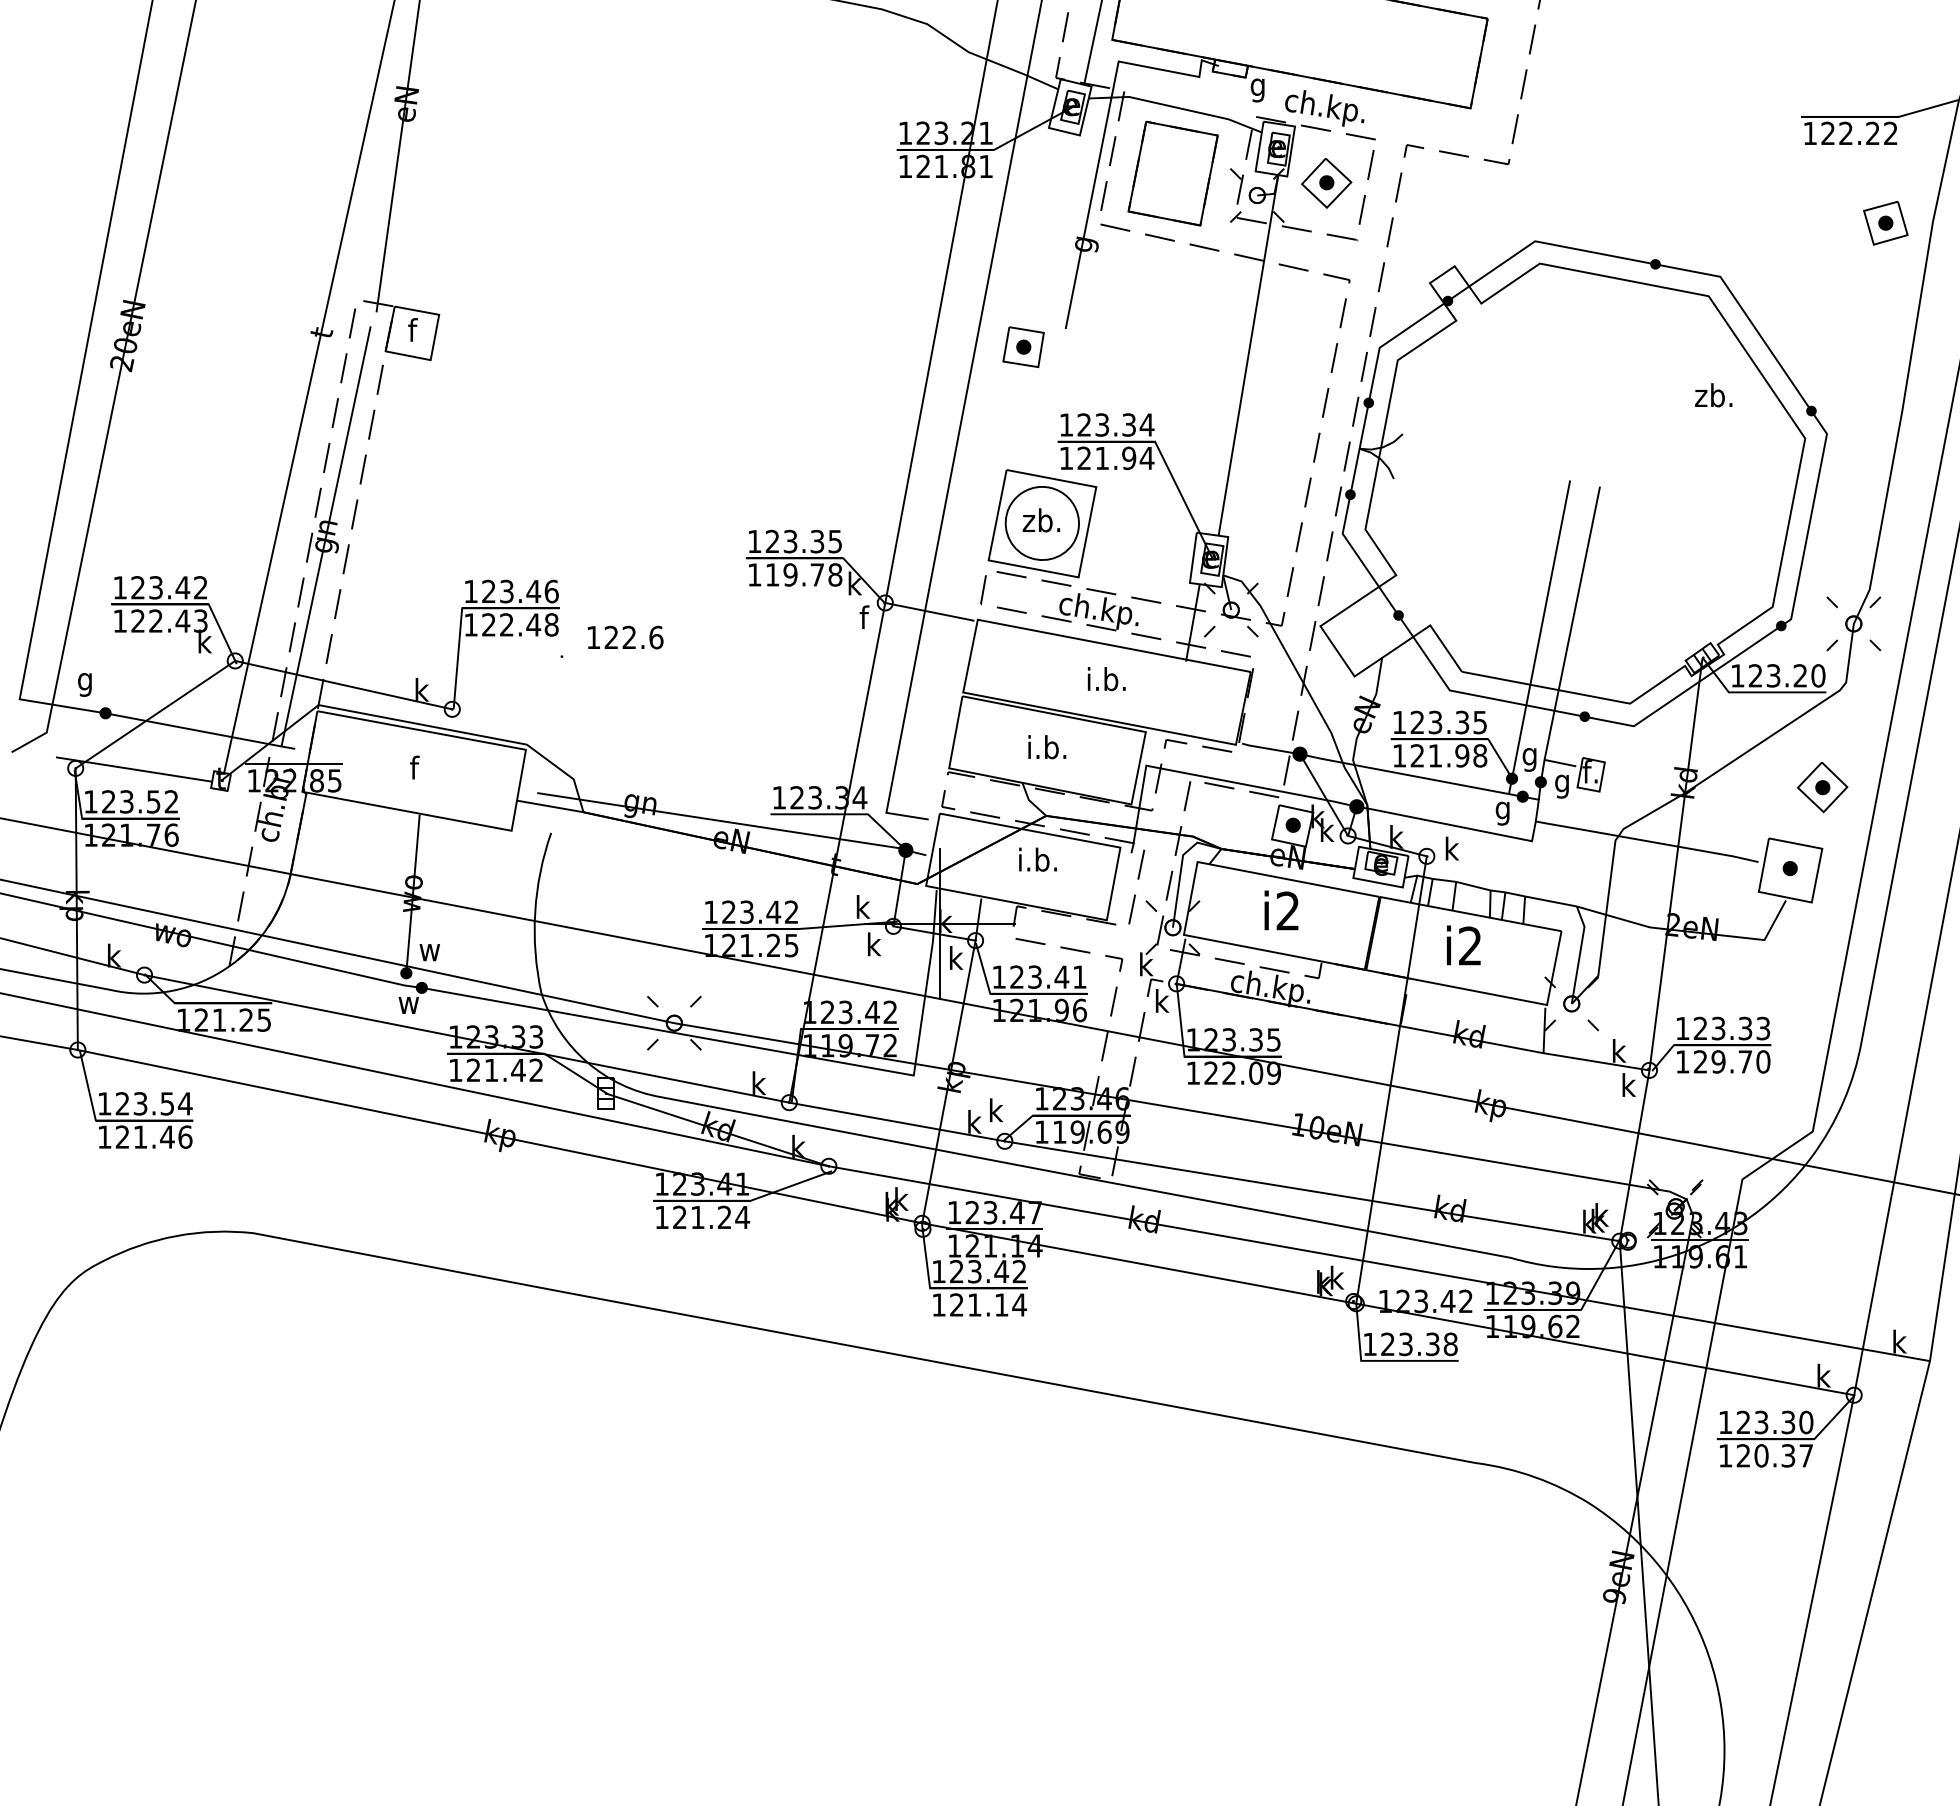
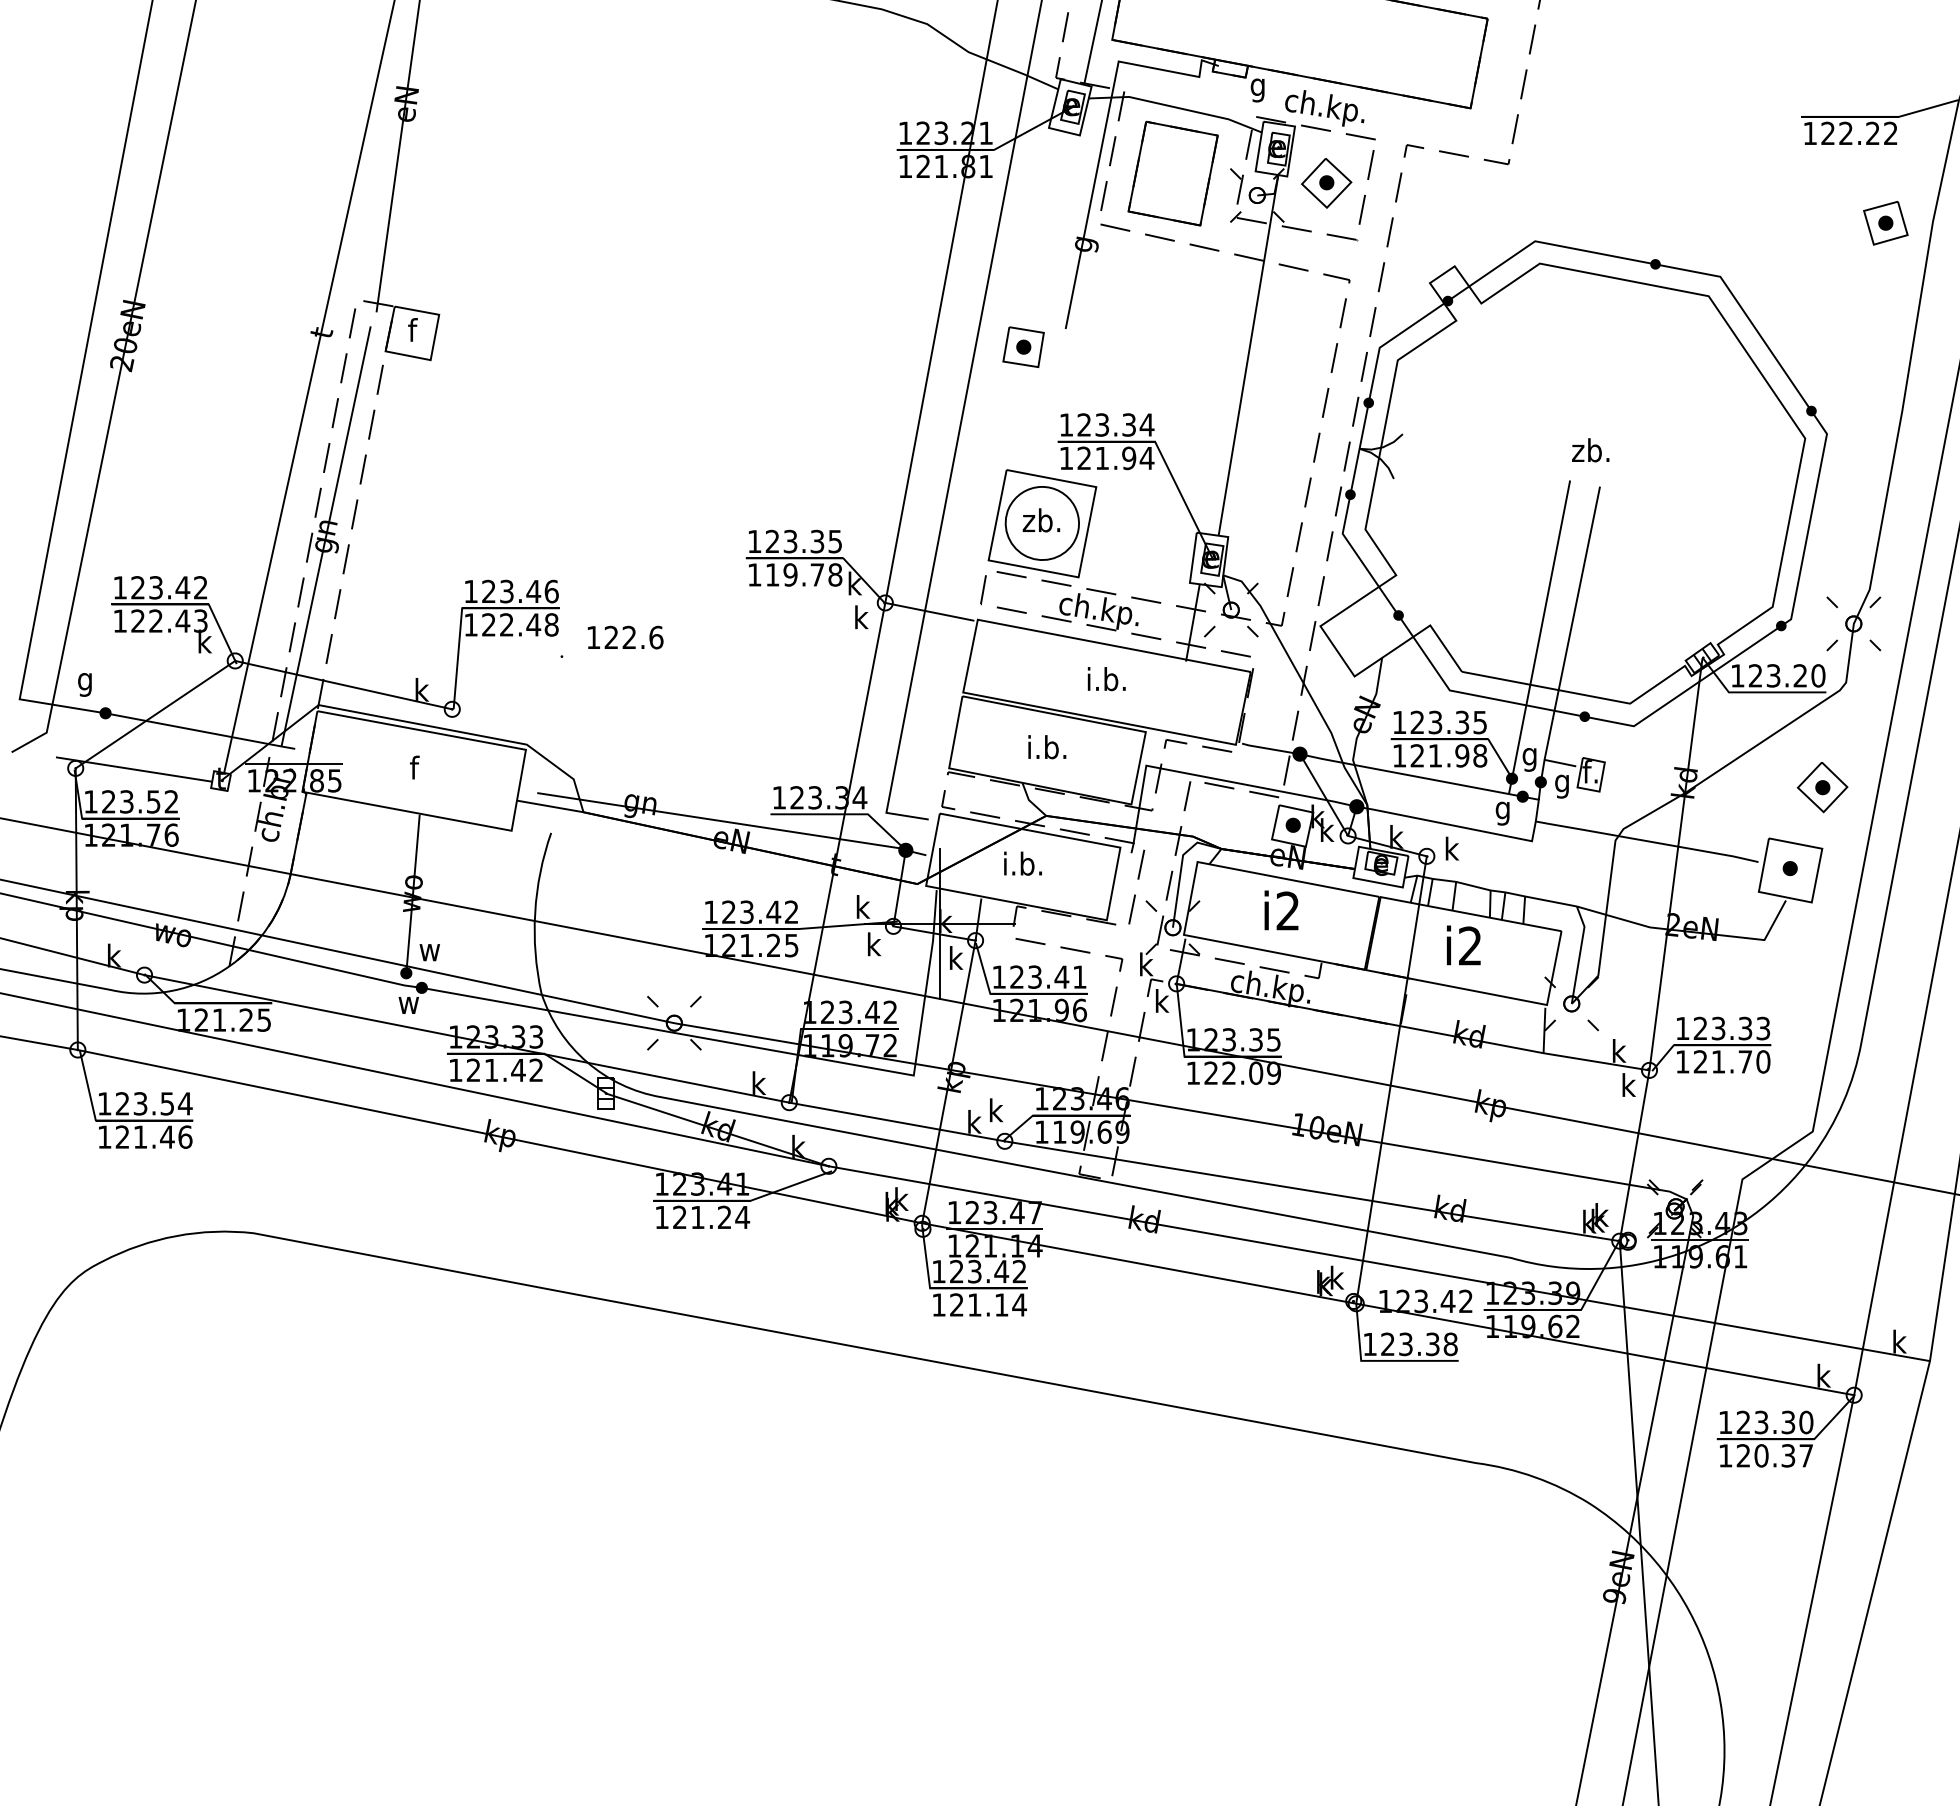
text position: (1713, 395) -> (1590, 450) (1590, 450)
text: f -> k (862, 617)
text position: (1037, 859) -> (1022, 863) (1022, 863)
text: 129.70 -> 121.70 (1718, 1061)
